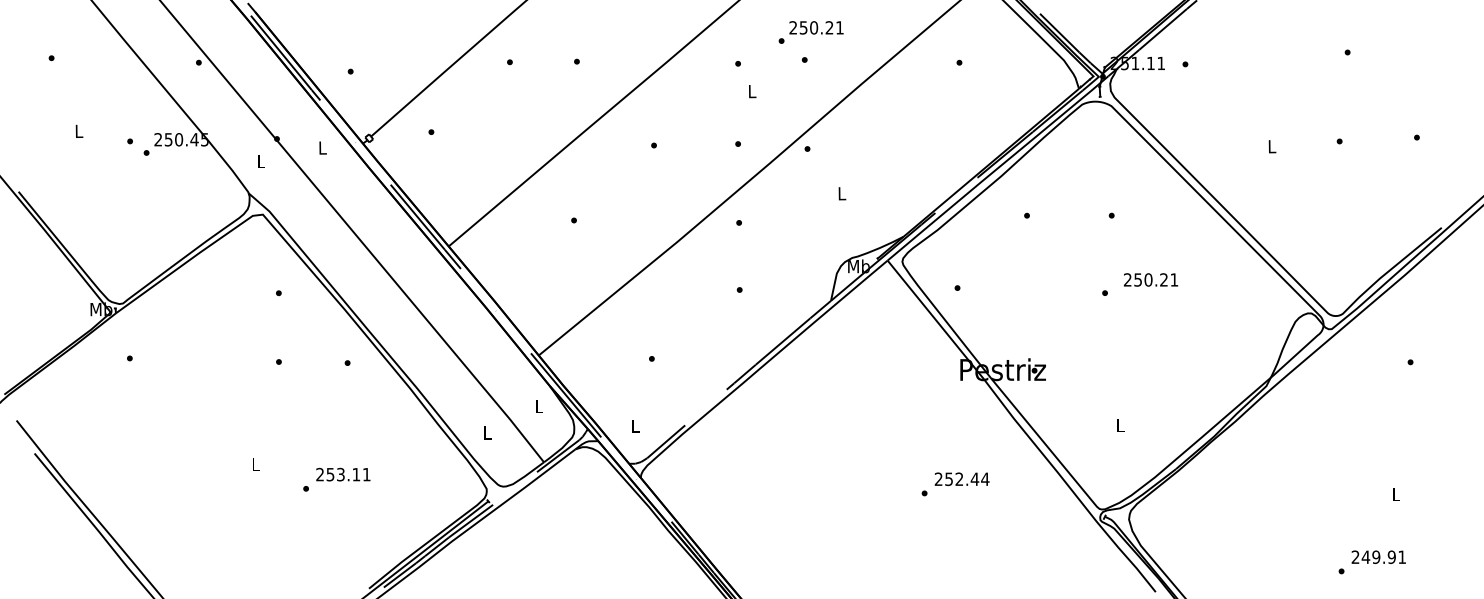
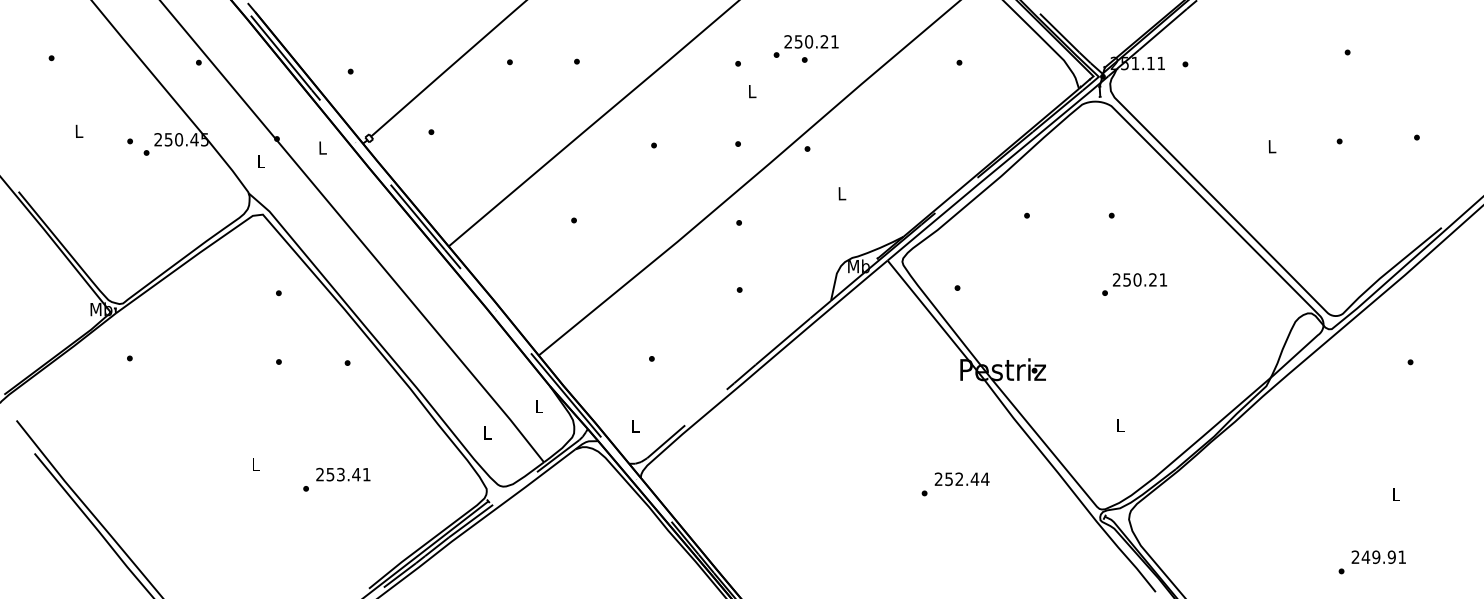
text position: (810, 32) -> (805, 46) (805, 46)
text position: (1150, 279) -> (1139, 279) (1139, 279)
text: 253.11 -> 253.41 (356, 474)
